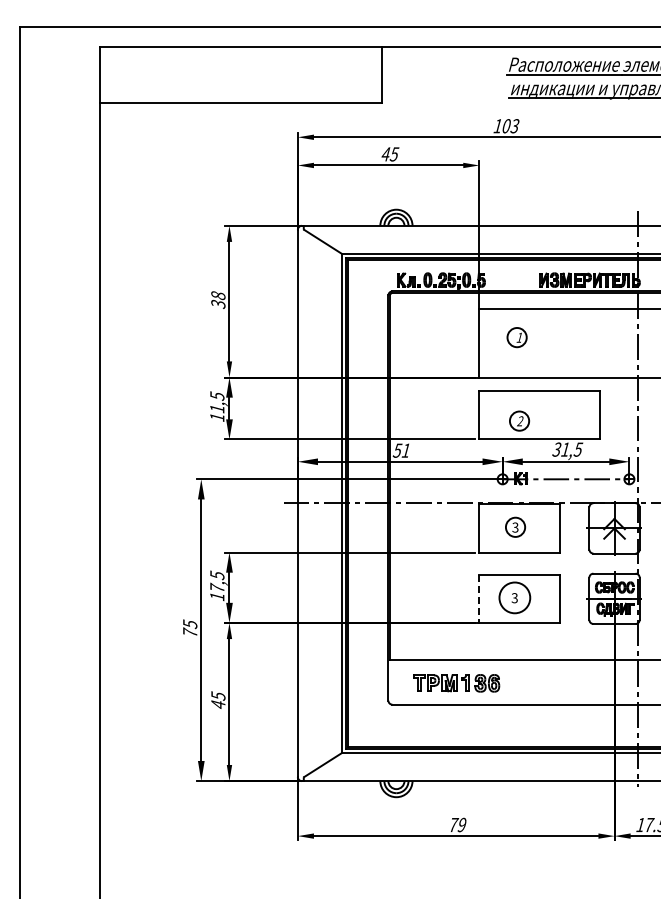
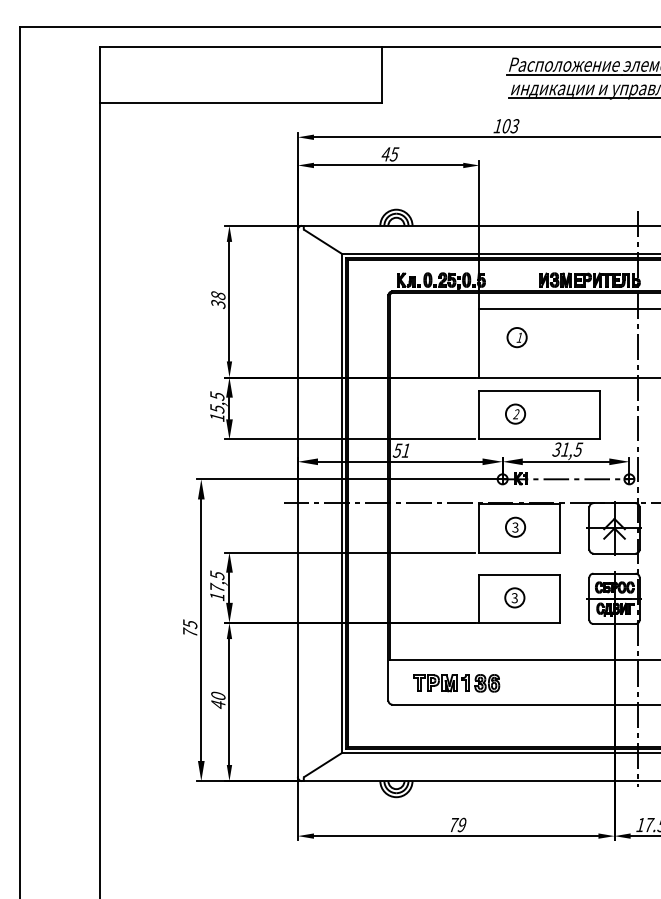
text: 11,5 -> 15,5 (217, 408)
part position: (519, 420) -> (515, 413) (515, 413)
circle diameter: 31 px -> 19 px (514, 597)
line: dashed -> solid (479, 599)
text: 45 -> 40 (218, 695)
